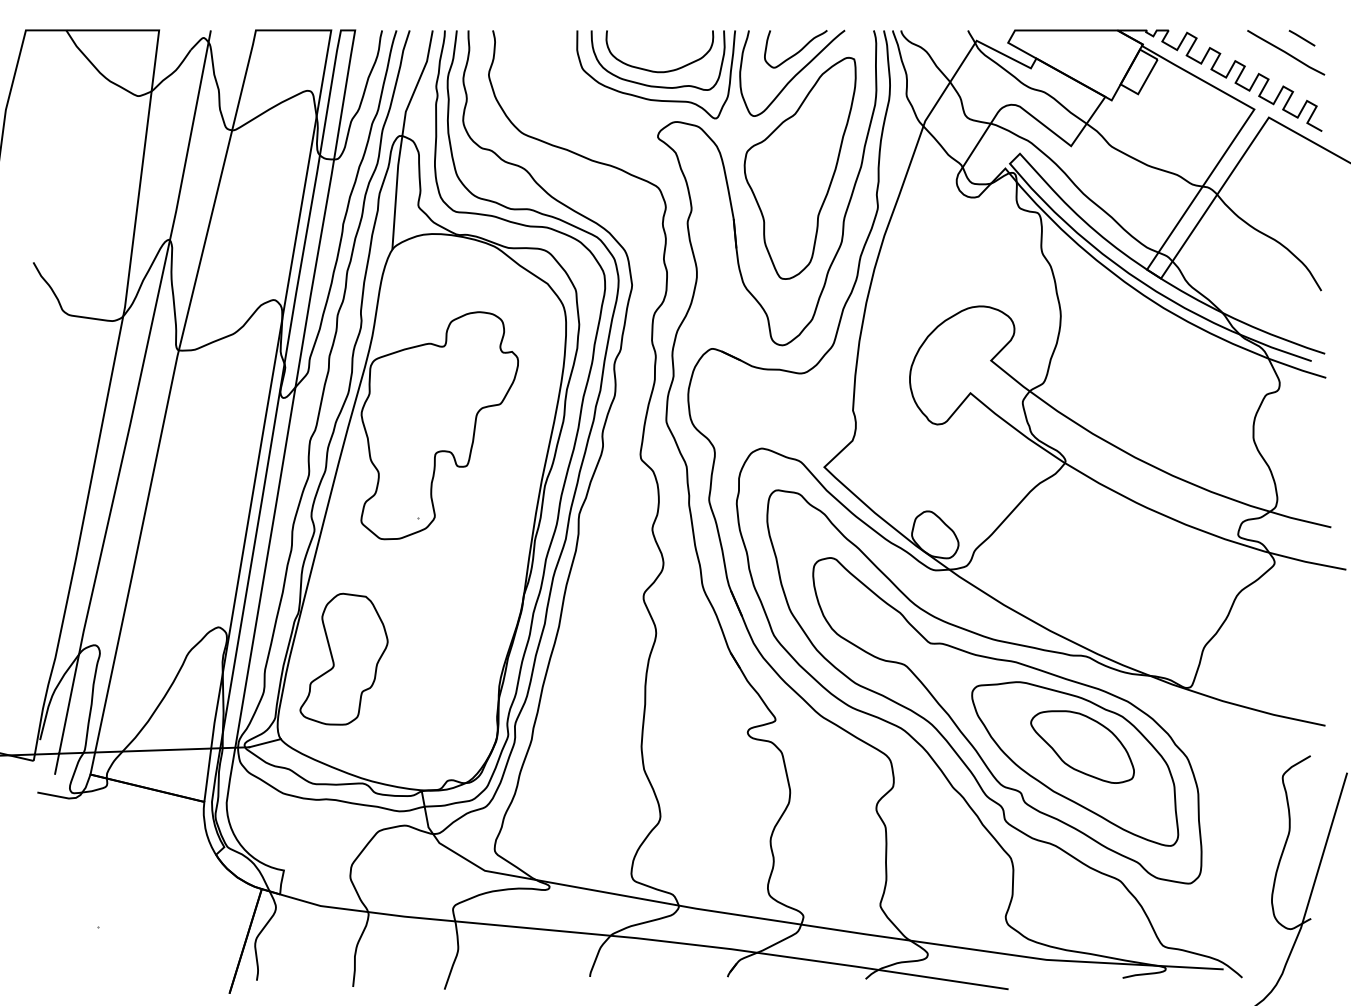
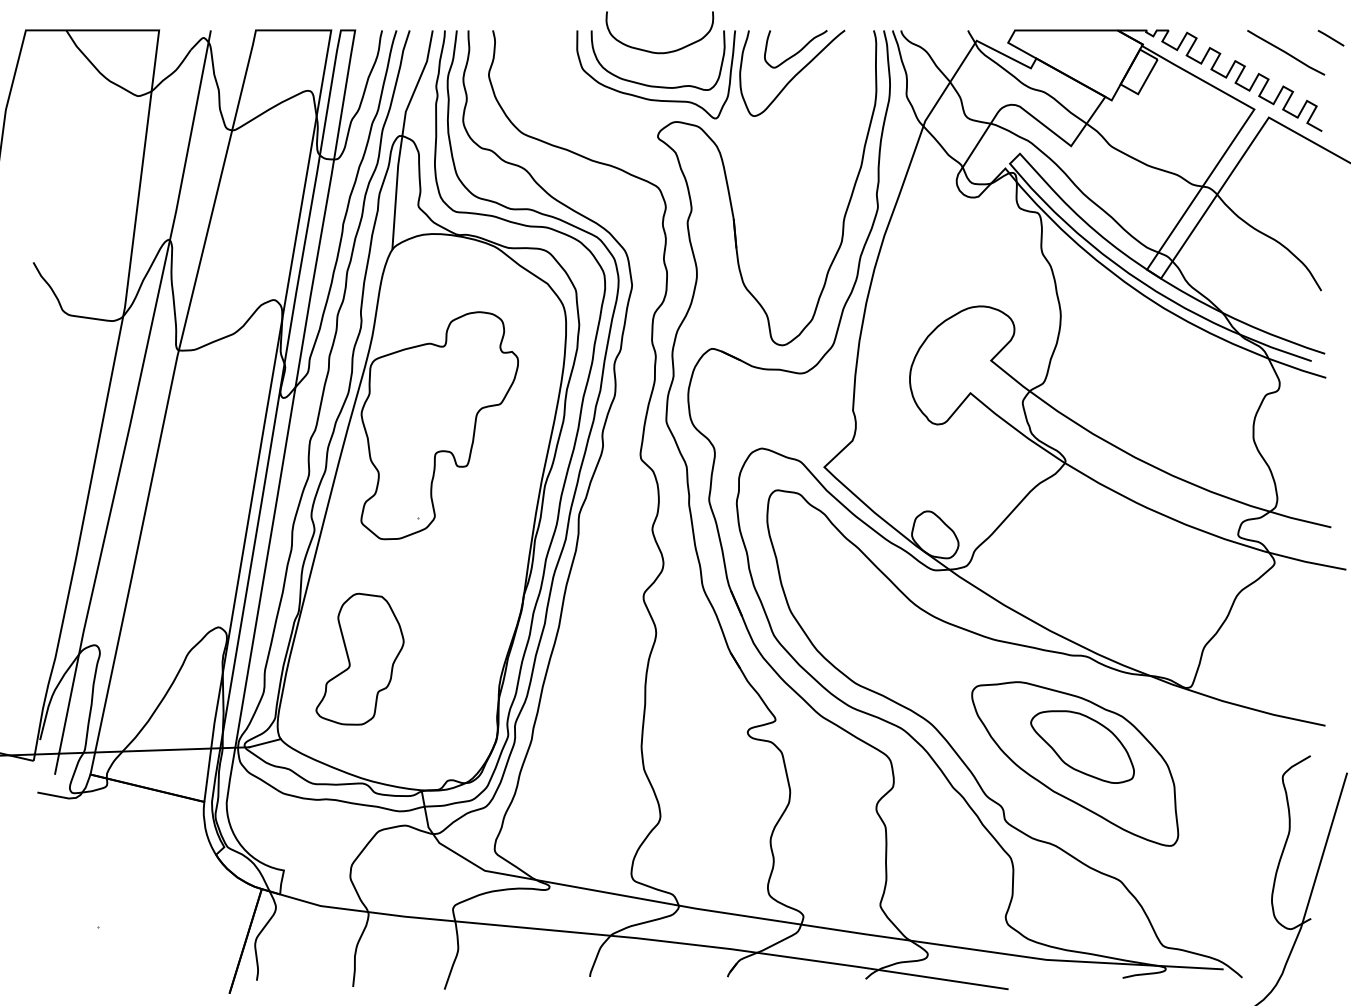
line position: (1301, 37) -> (1330, 37) (1330, 37)
curve position: (653, 70) -> (653, 51) (653, 51)
part: present -> none (799, 167)
part position: (343, 658) -> (359, 658) (359, 658)
part: present -> none (1007, 720)
